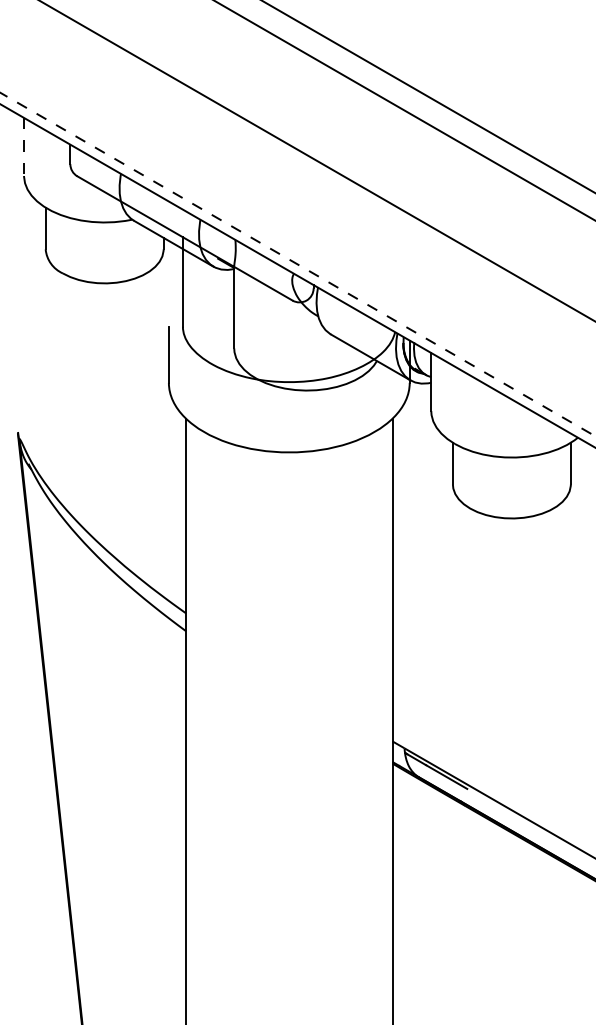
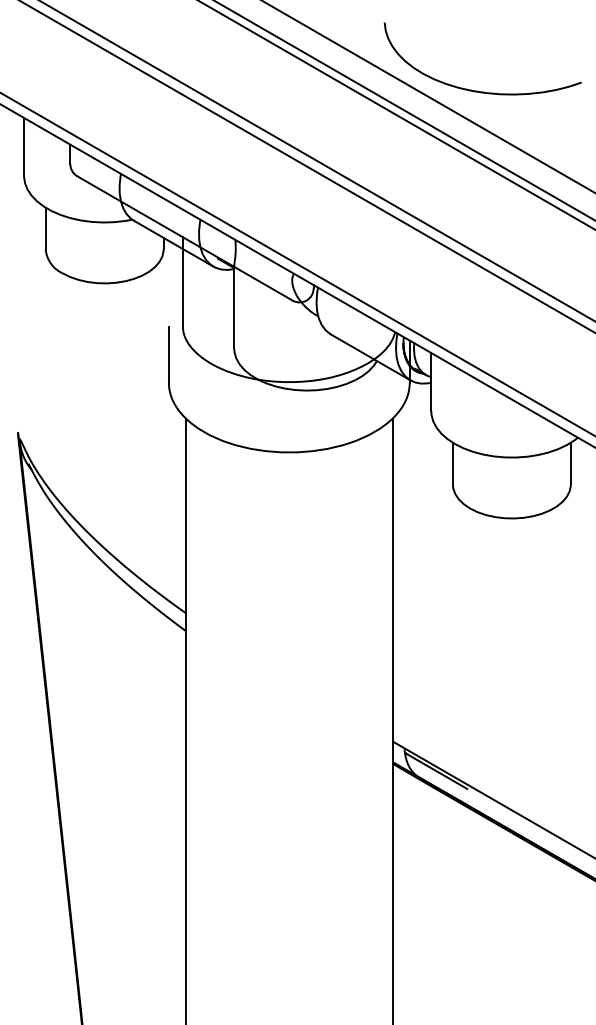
curve: none -> present (477, 90)
line: none -> present (396, 115)
line: dashed -> solid (24, 147)
line: none -> present (307, 166)
line: dashed -> solid (298, 264)
